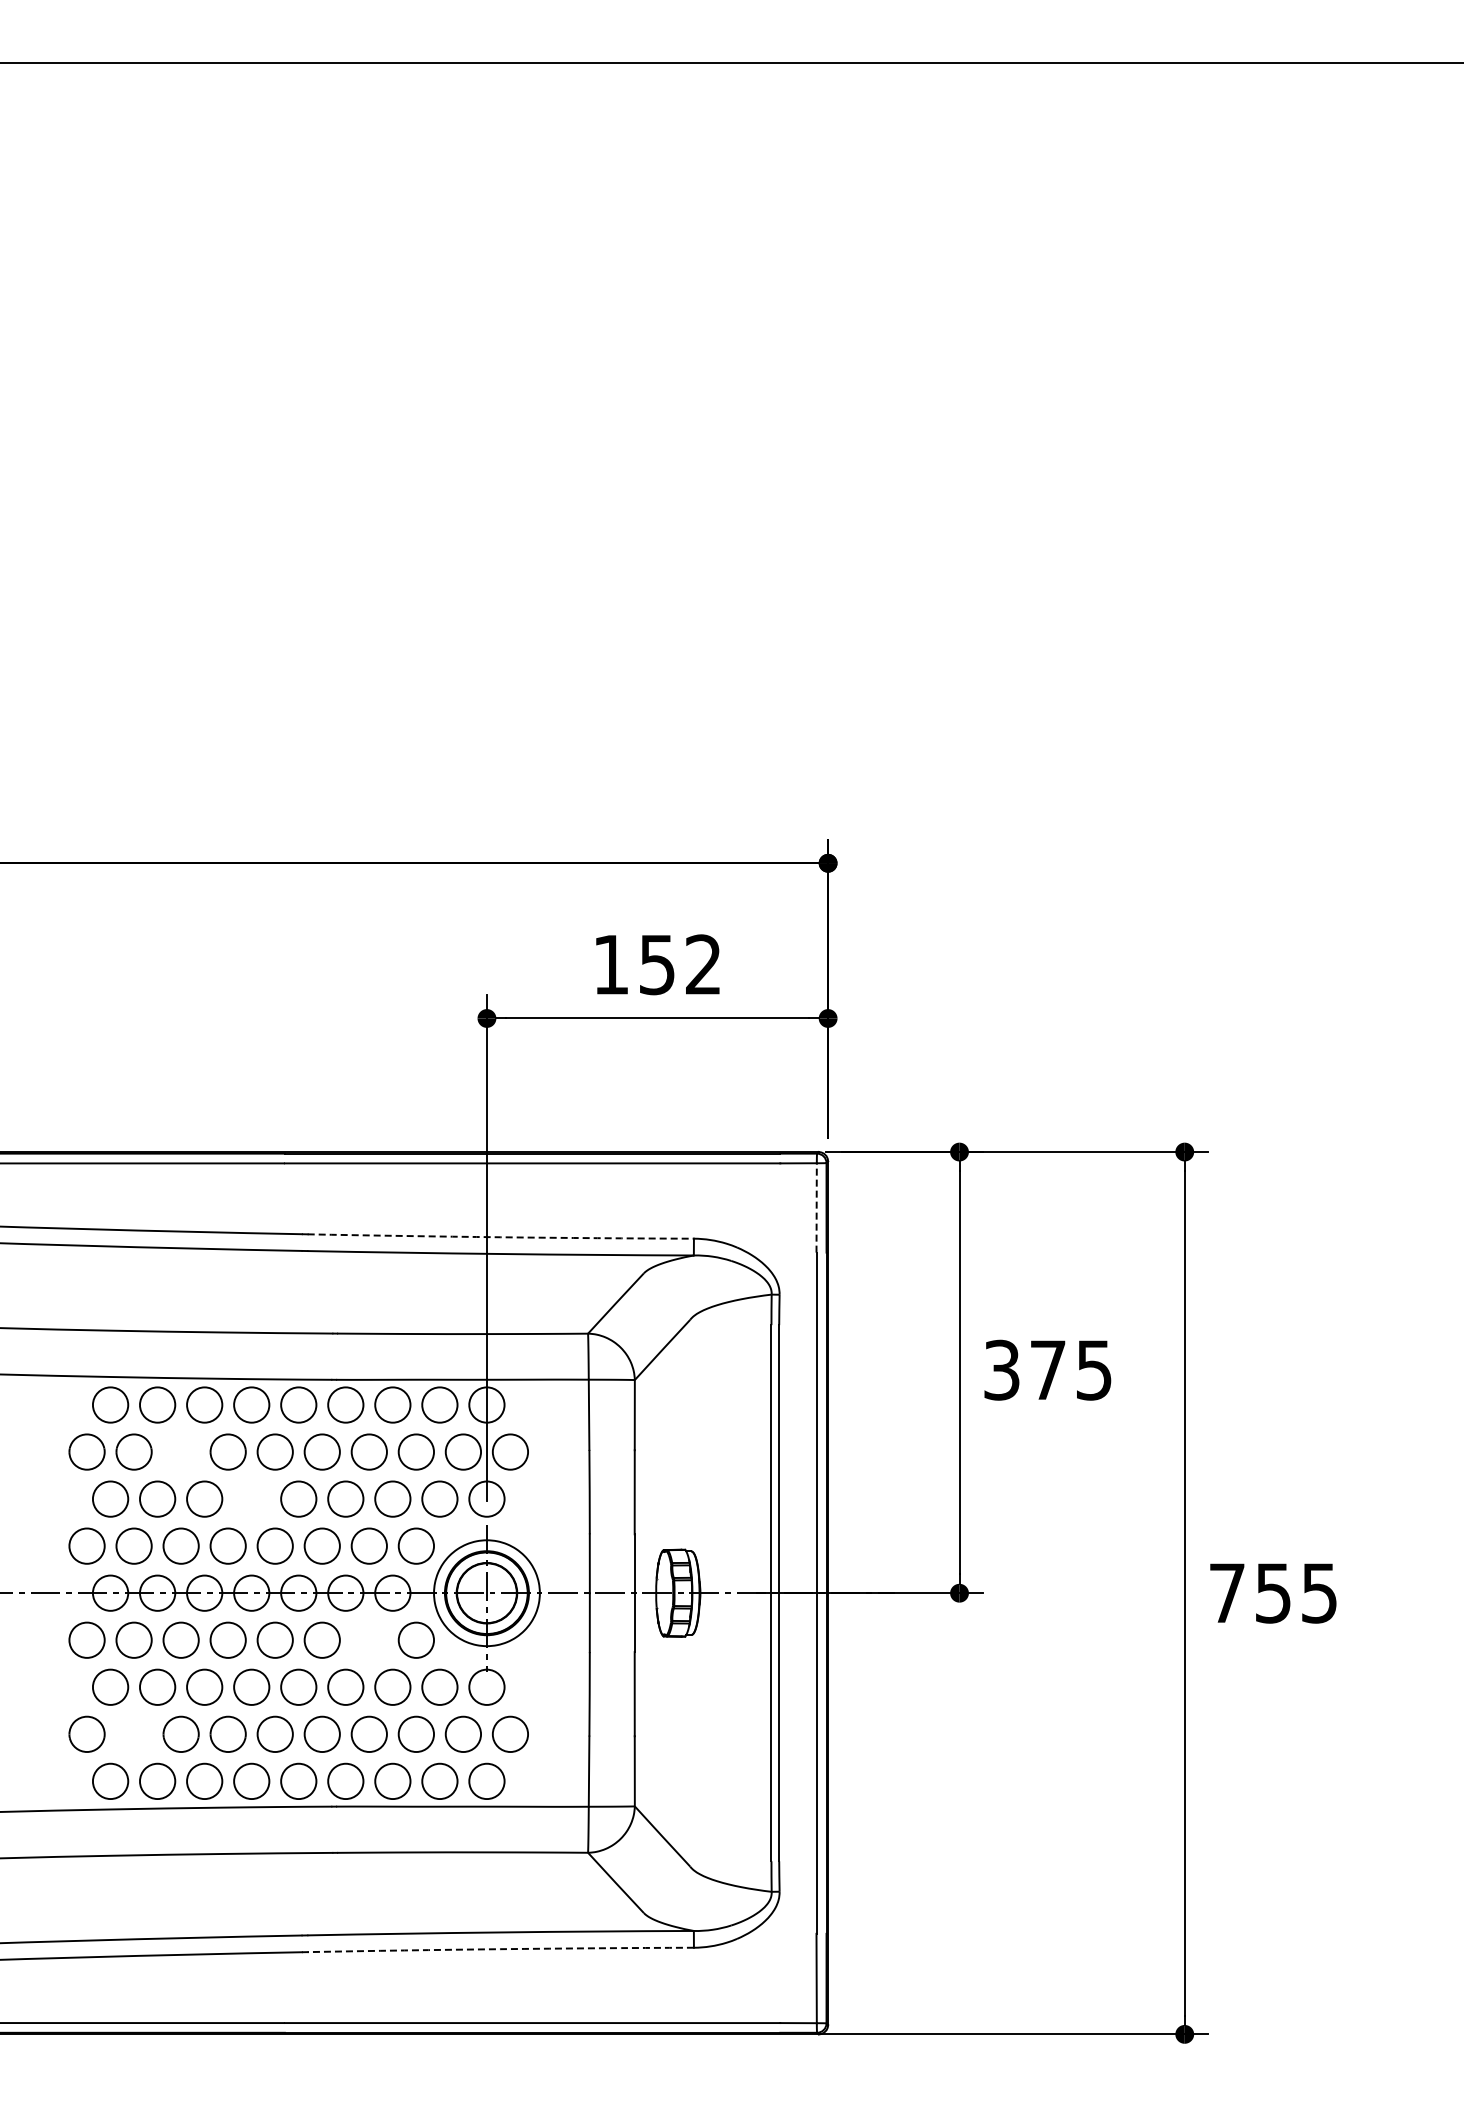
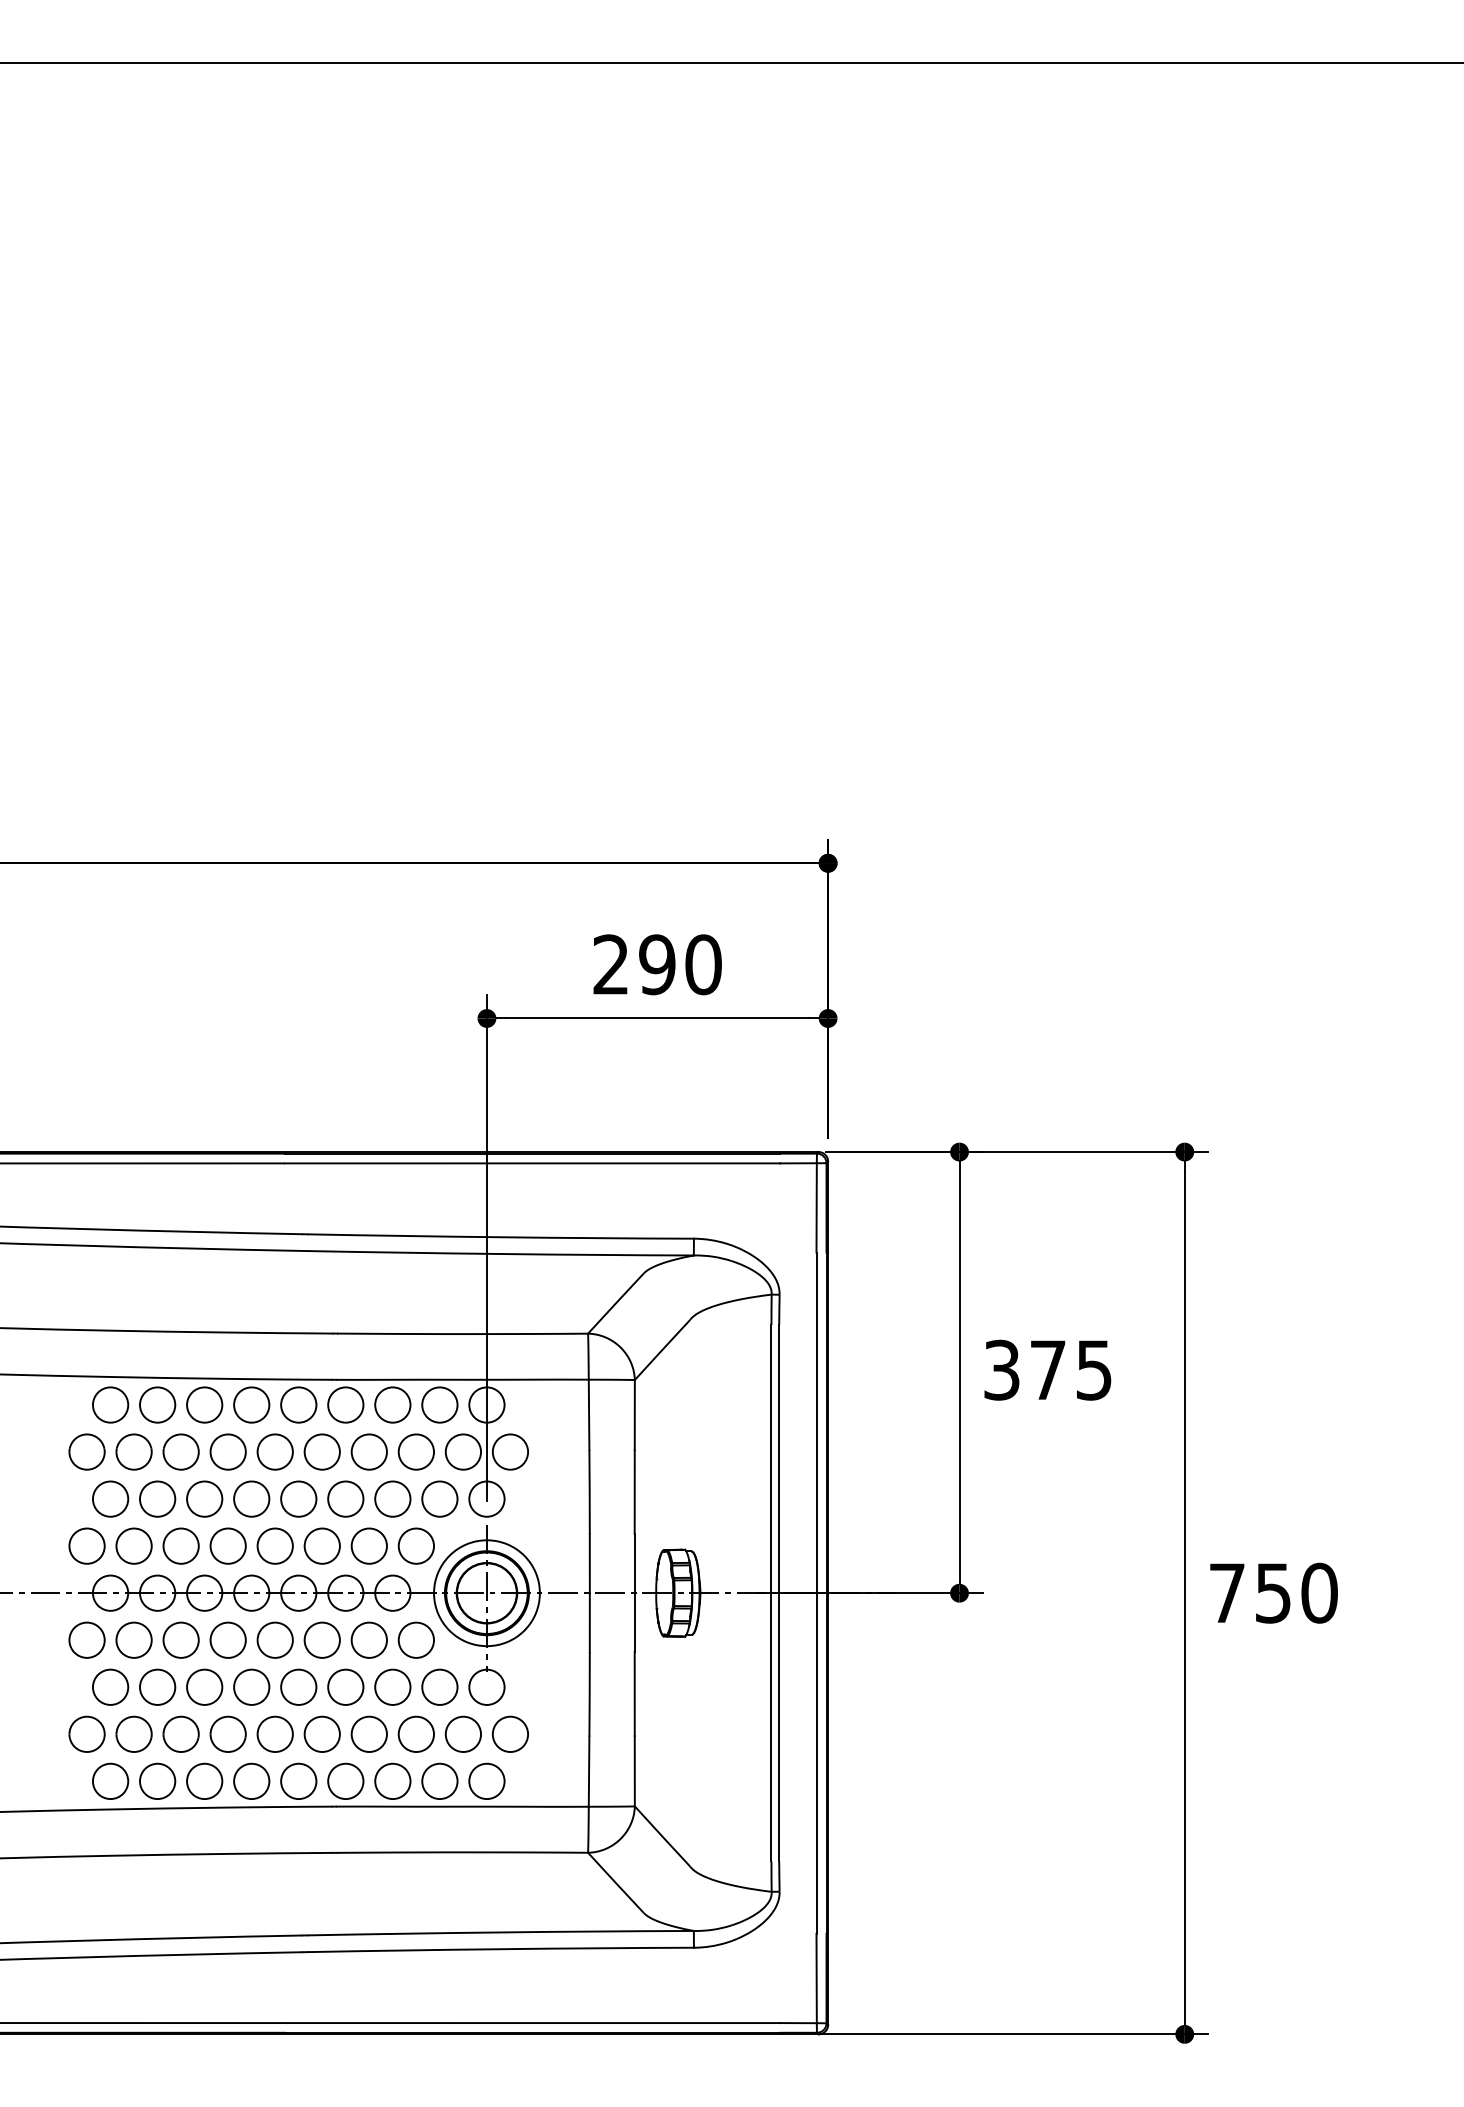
text: 152 -> 290 (657, 964)
line: dashed -> solid (816, 1207)
arc: dashed -> solid (500, 1237)
part: none -> present (180, 1451)
part: none -> present (251, 1498)
text: 755 -> 750 (1319, 1592)
part: none -> present (368, 1639)
part: none -> present (133, 1733)
arc: dashed -> solid (500, 1949)
